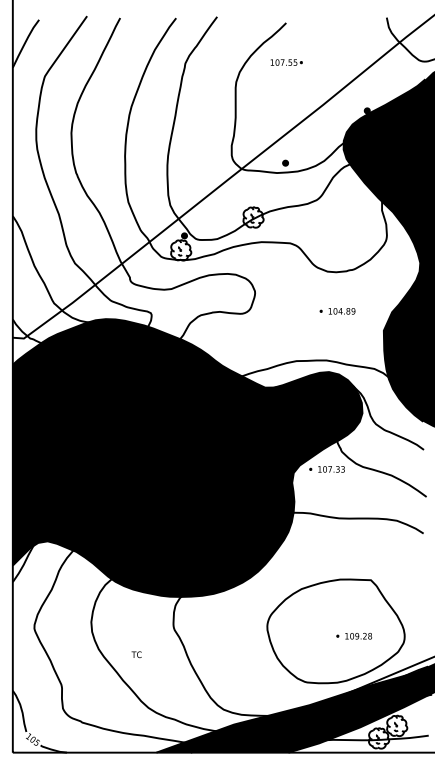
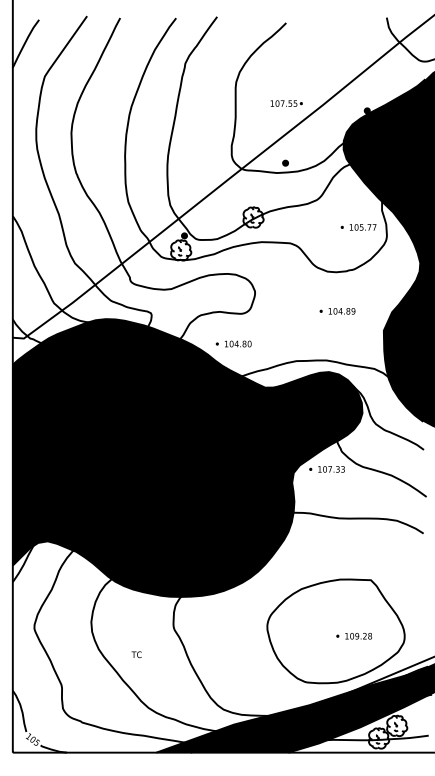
part position: (286, 62) -> (286, 103) (286, 103)
part: none -> present (358, 227)
part: none -> present (233, 343)
